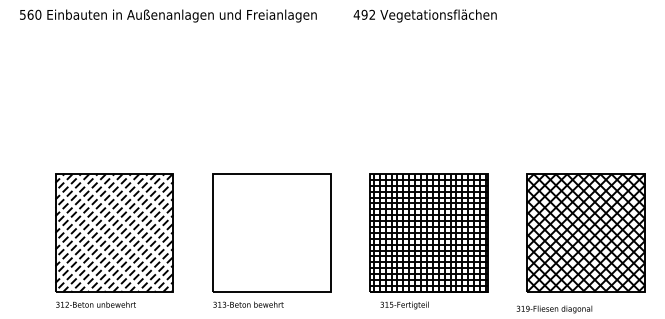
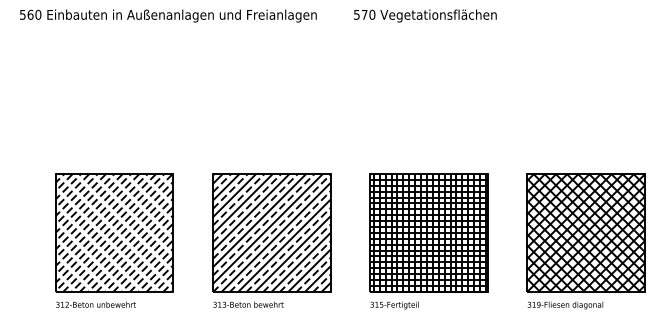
text: 492 -> 570 (364, 14)
hatch: none -> present (271, 232)
text position: (404, 305) -> (394, 305) (394, 305)
text position: (554, 309) -> (565, 305) (565, 305)
